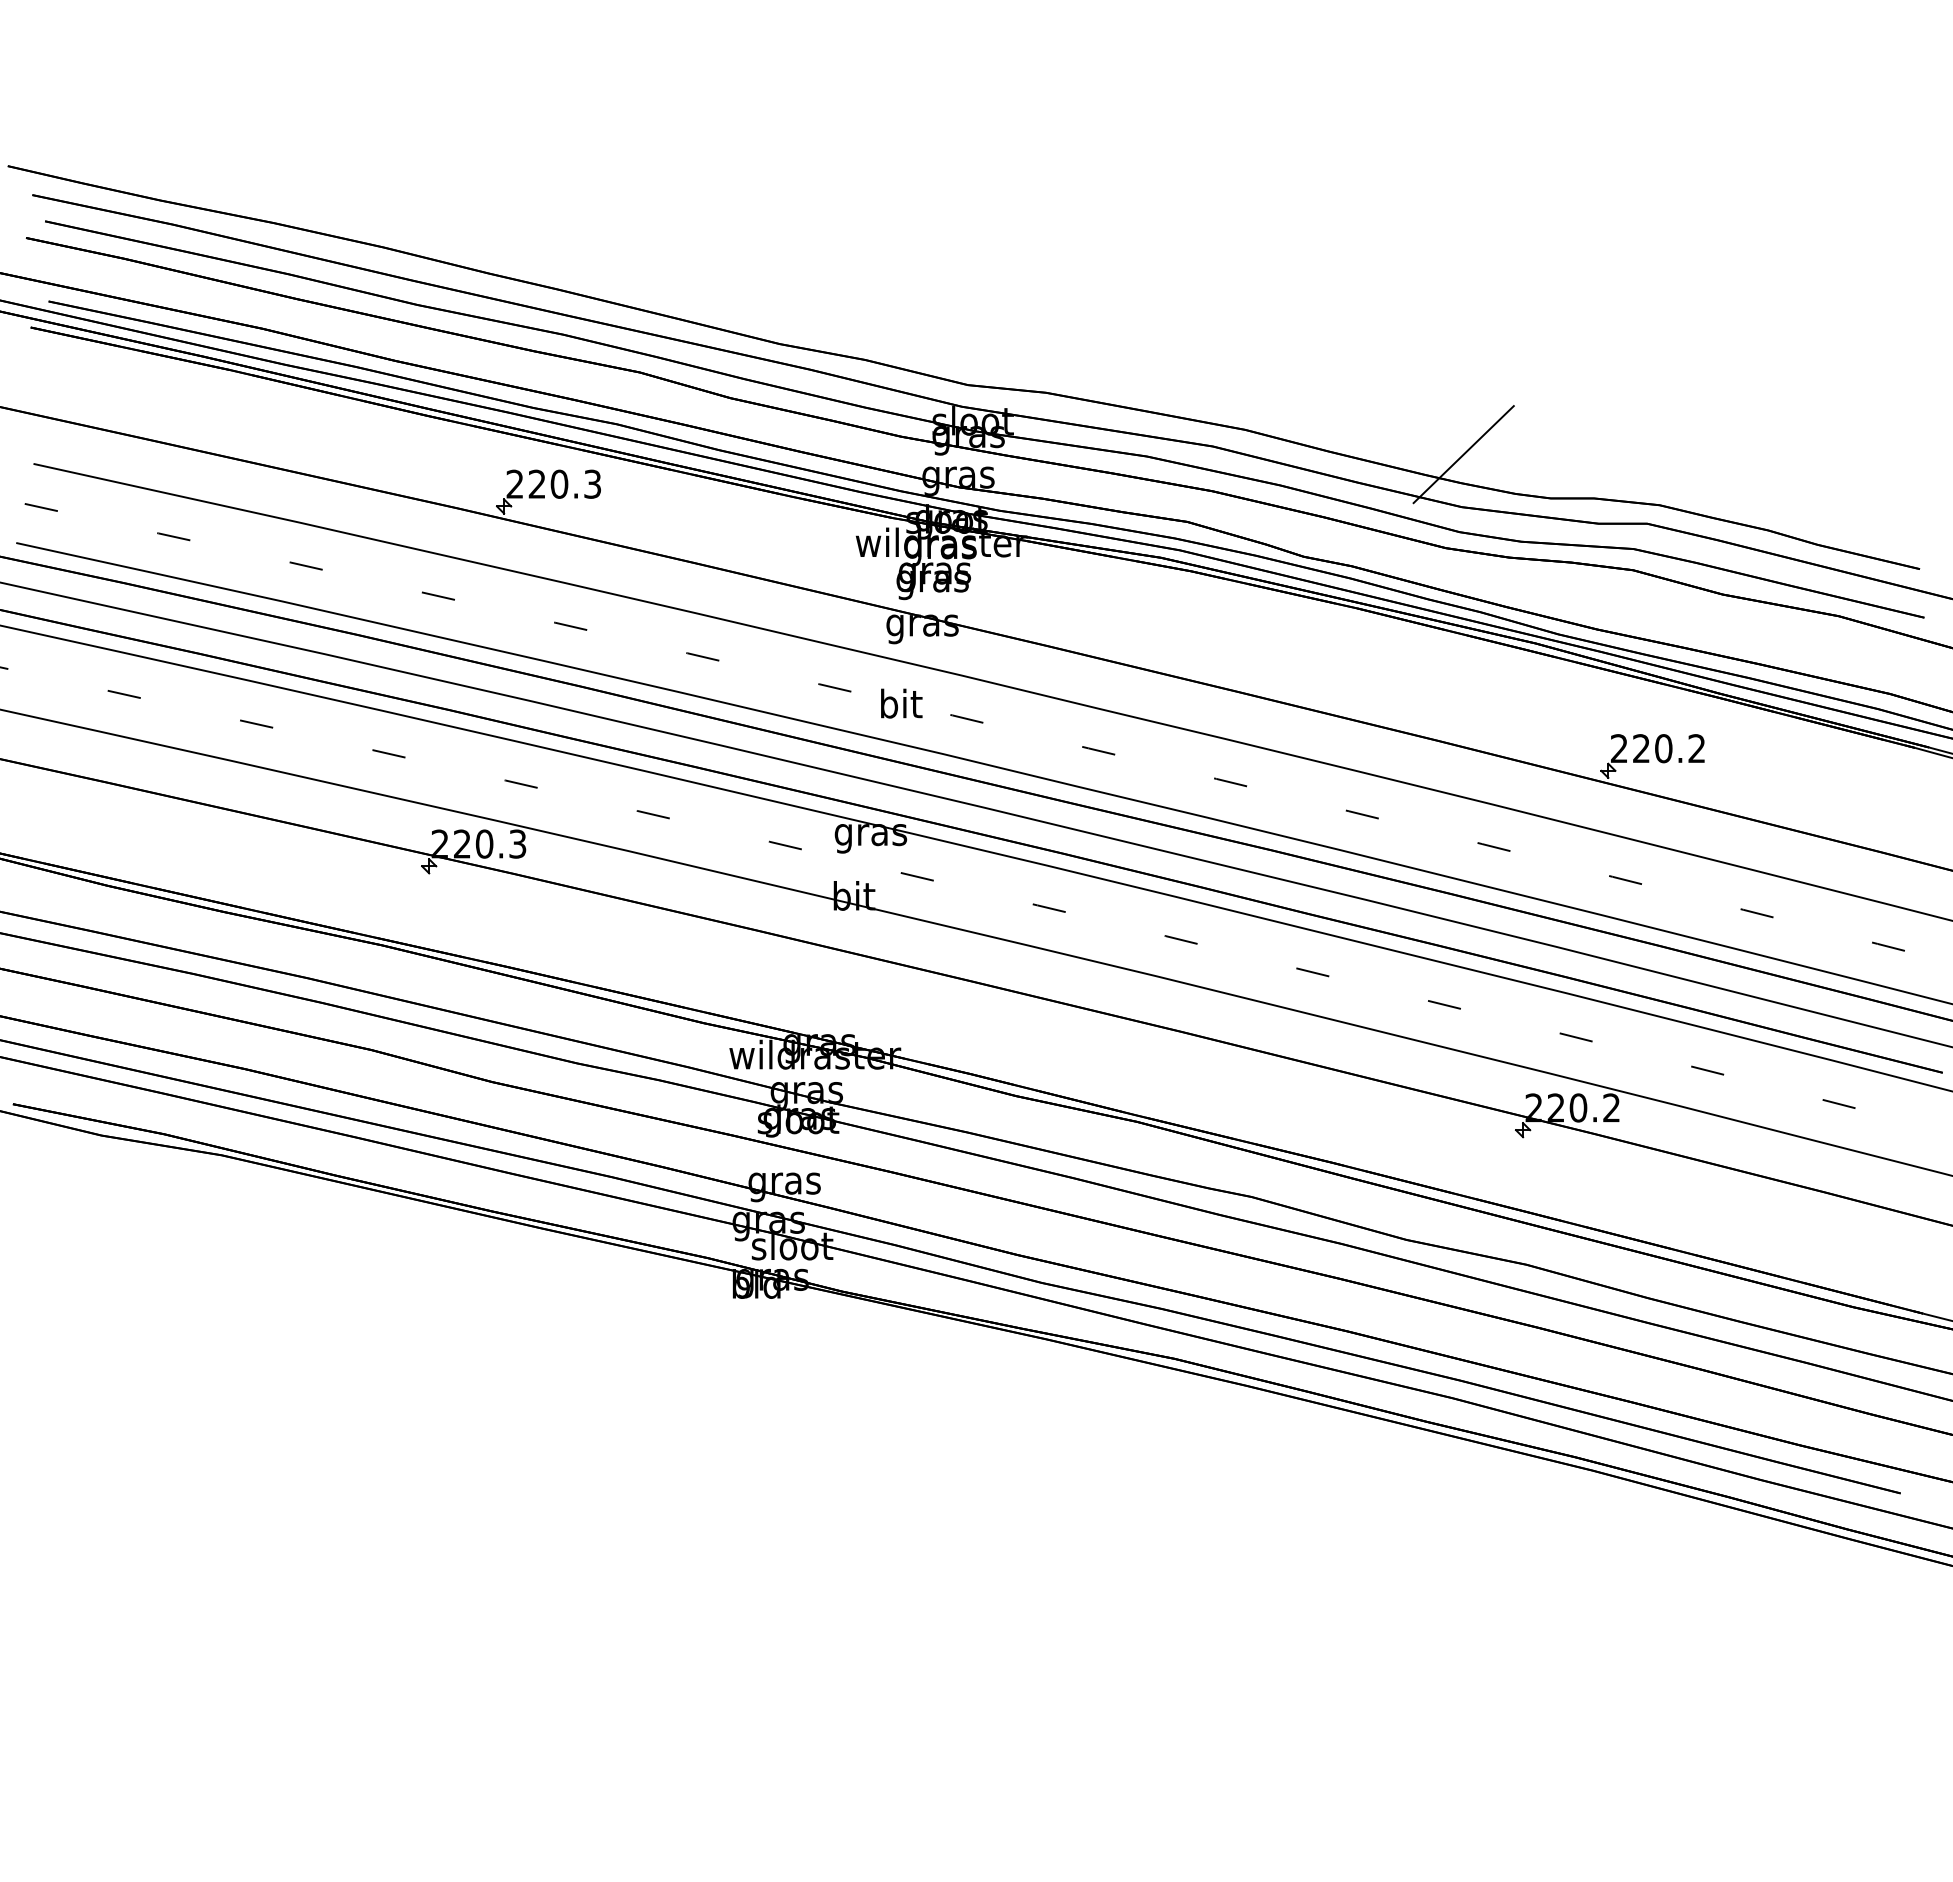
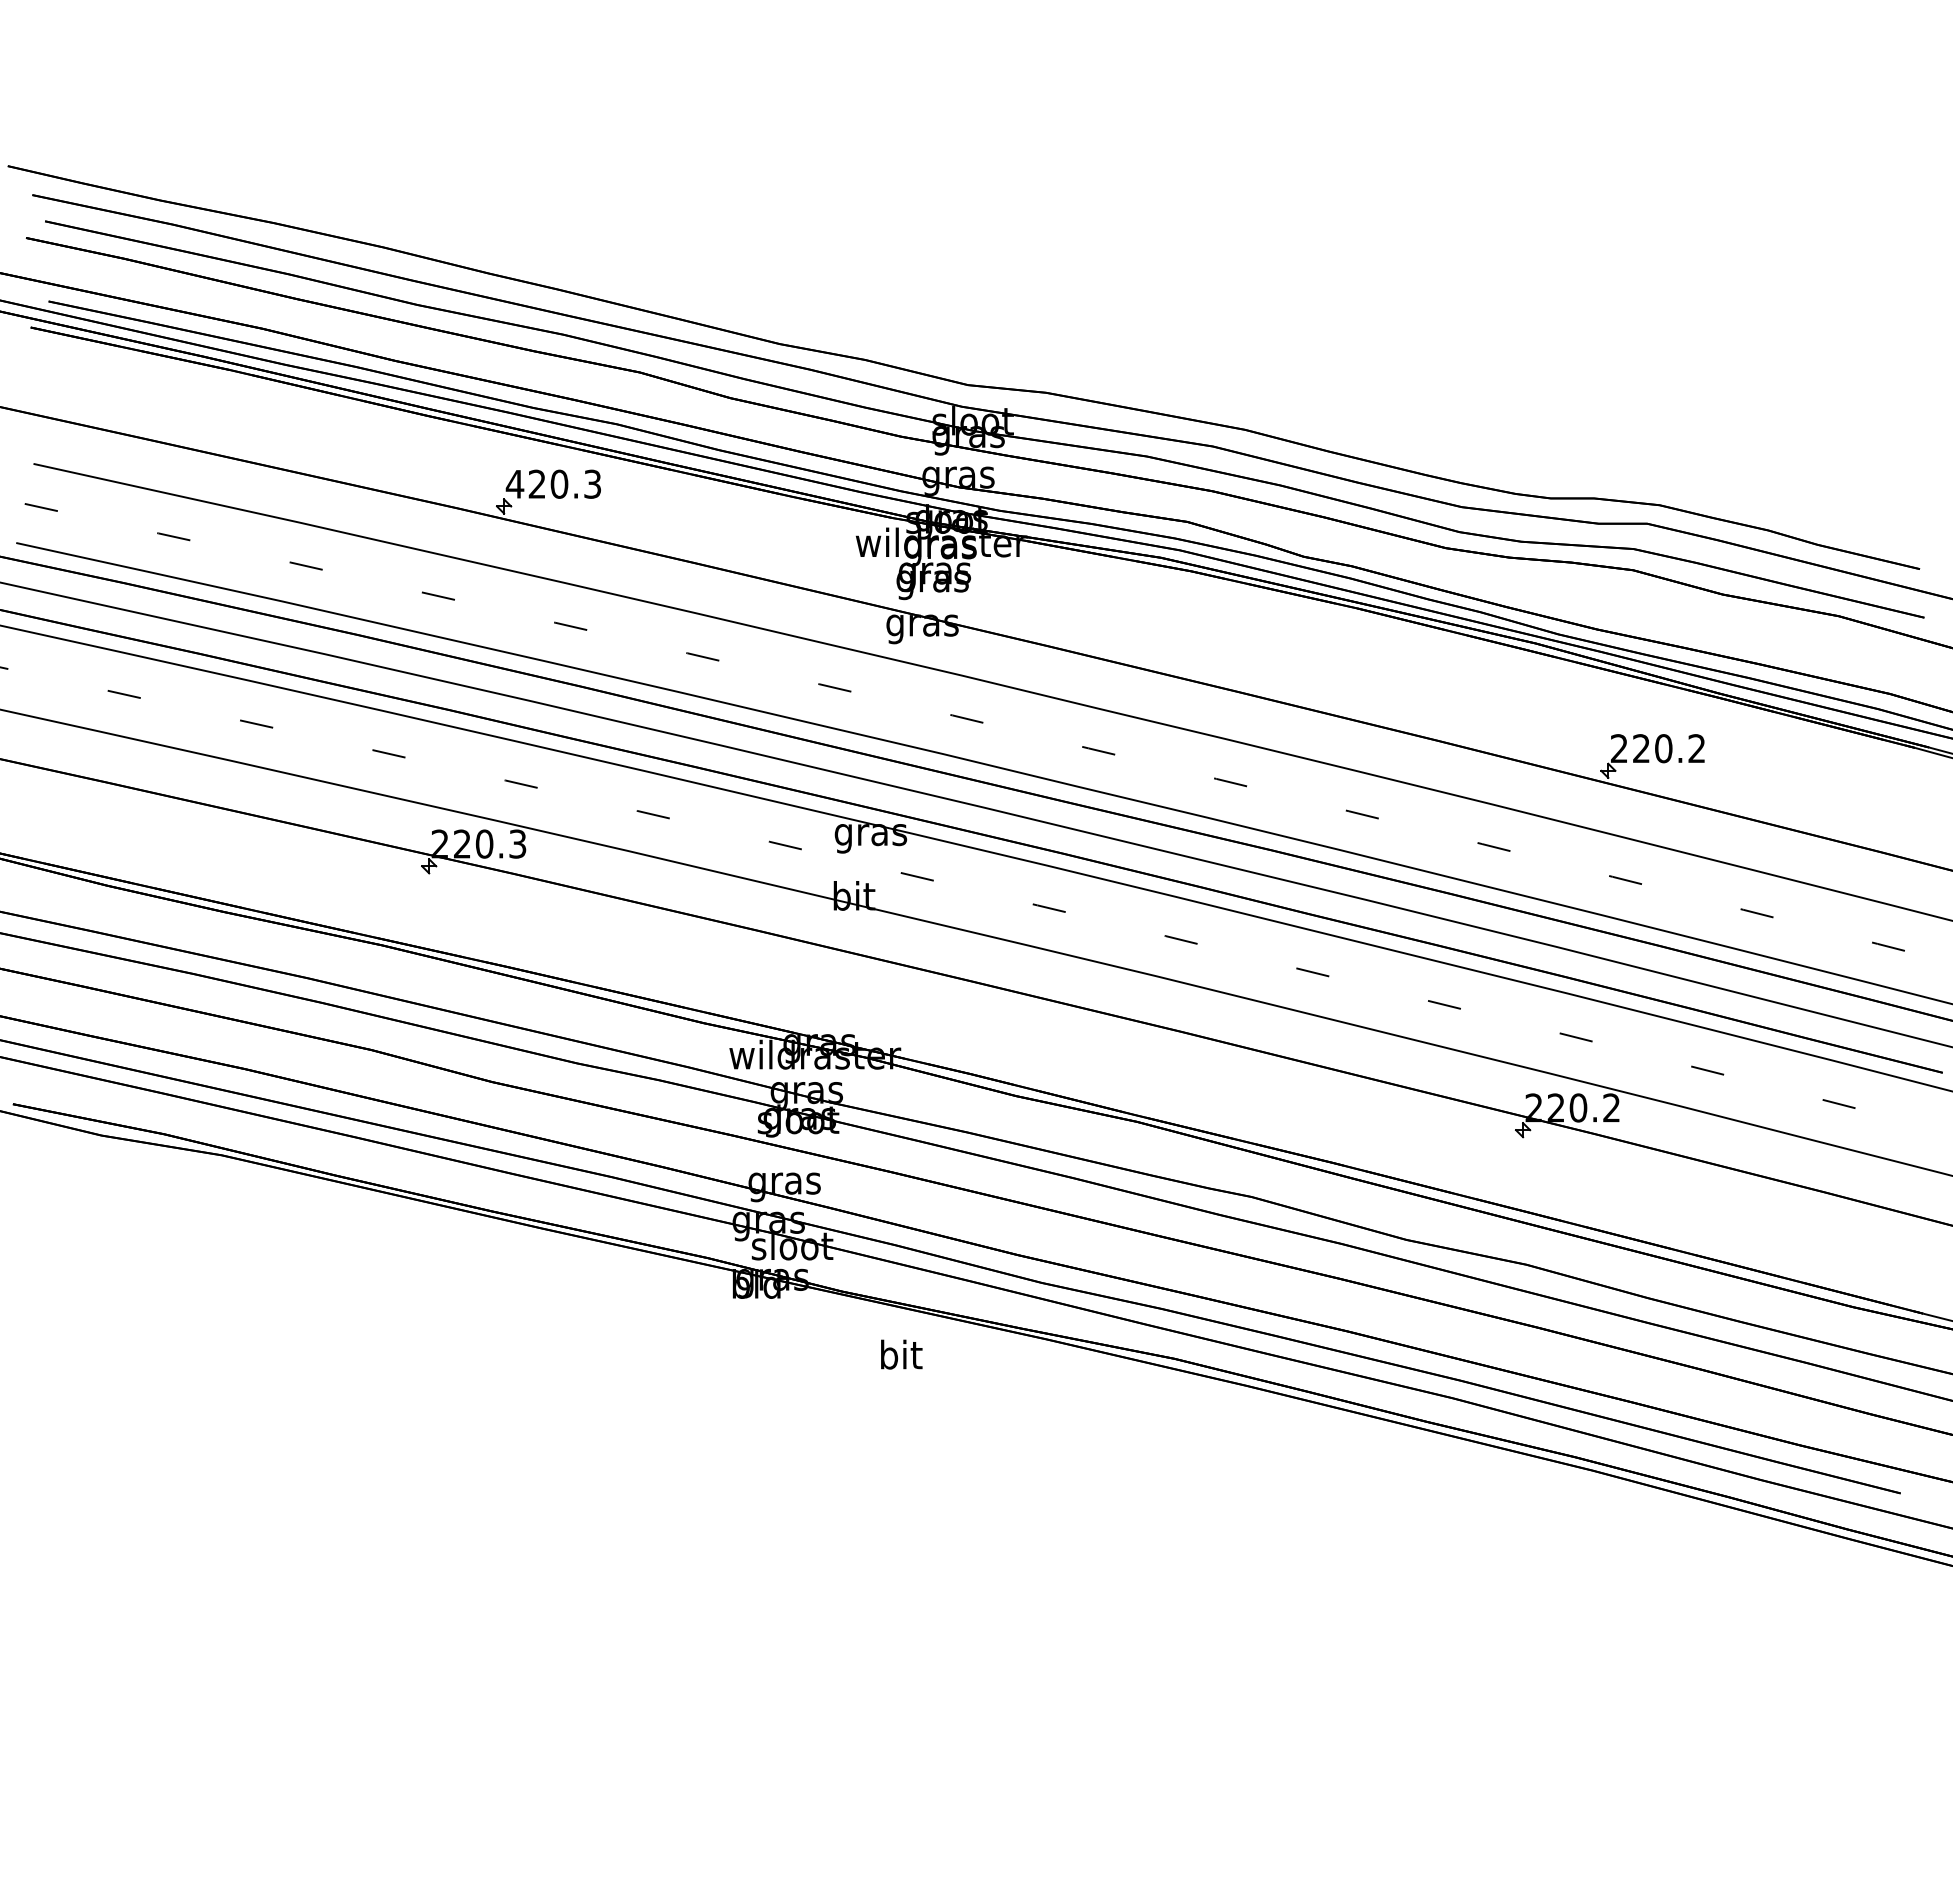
line: present -> none (1463, 454)
text: 220.3 -> 420.3 (514, 483)
text position: (901, 703) -> (901, 1354) (901, 1354)
